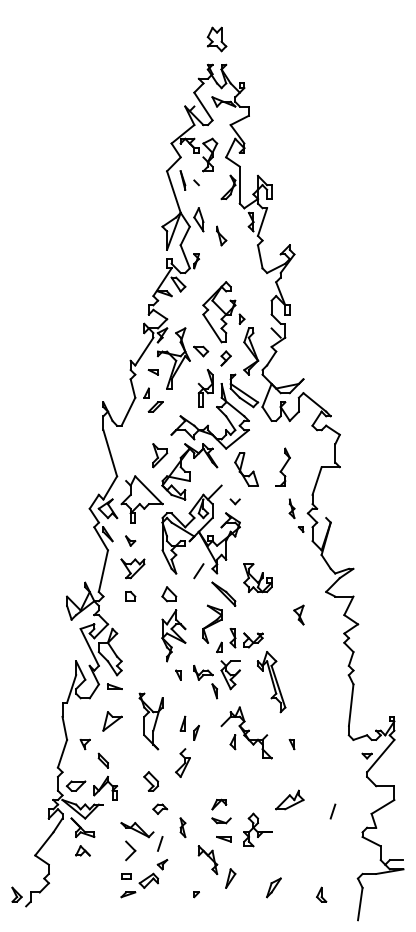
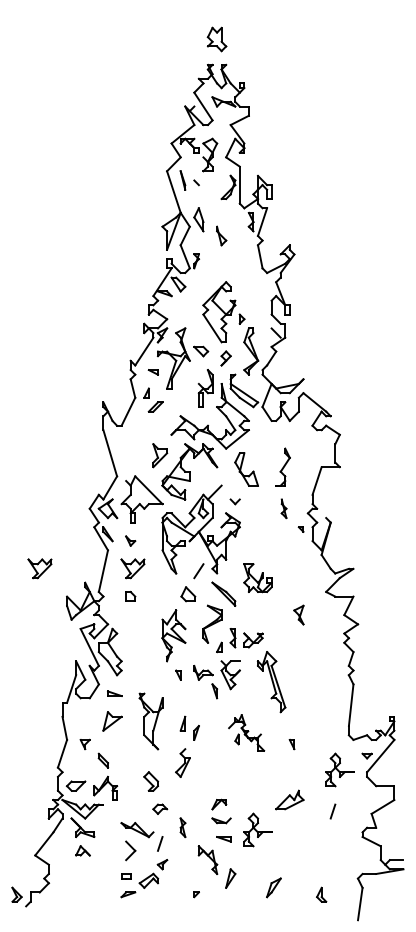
part position: (291, 508) -> (283, 508) (283, 508)
part: none -> present (39, 568)
part position: (169, 594) -> (188, 594) (188, 594)
part position: (114, 686) -> (114, 693) (114, 693)
part size: 53x54 px -> 38x38 px (246, 732)
part: none -> present (339, 769)
